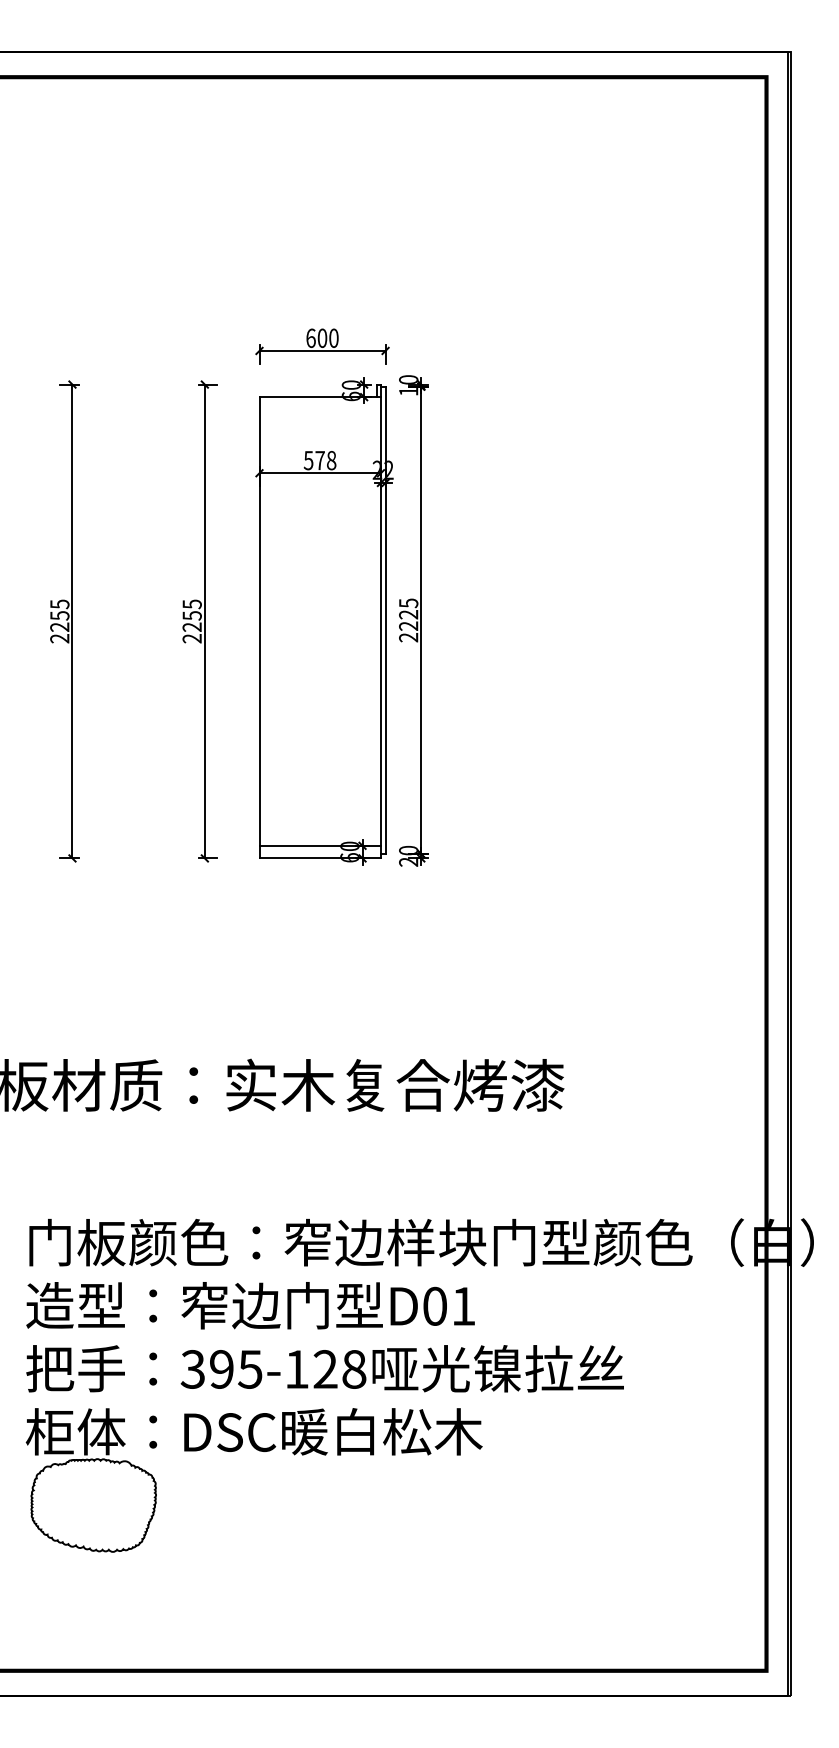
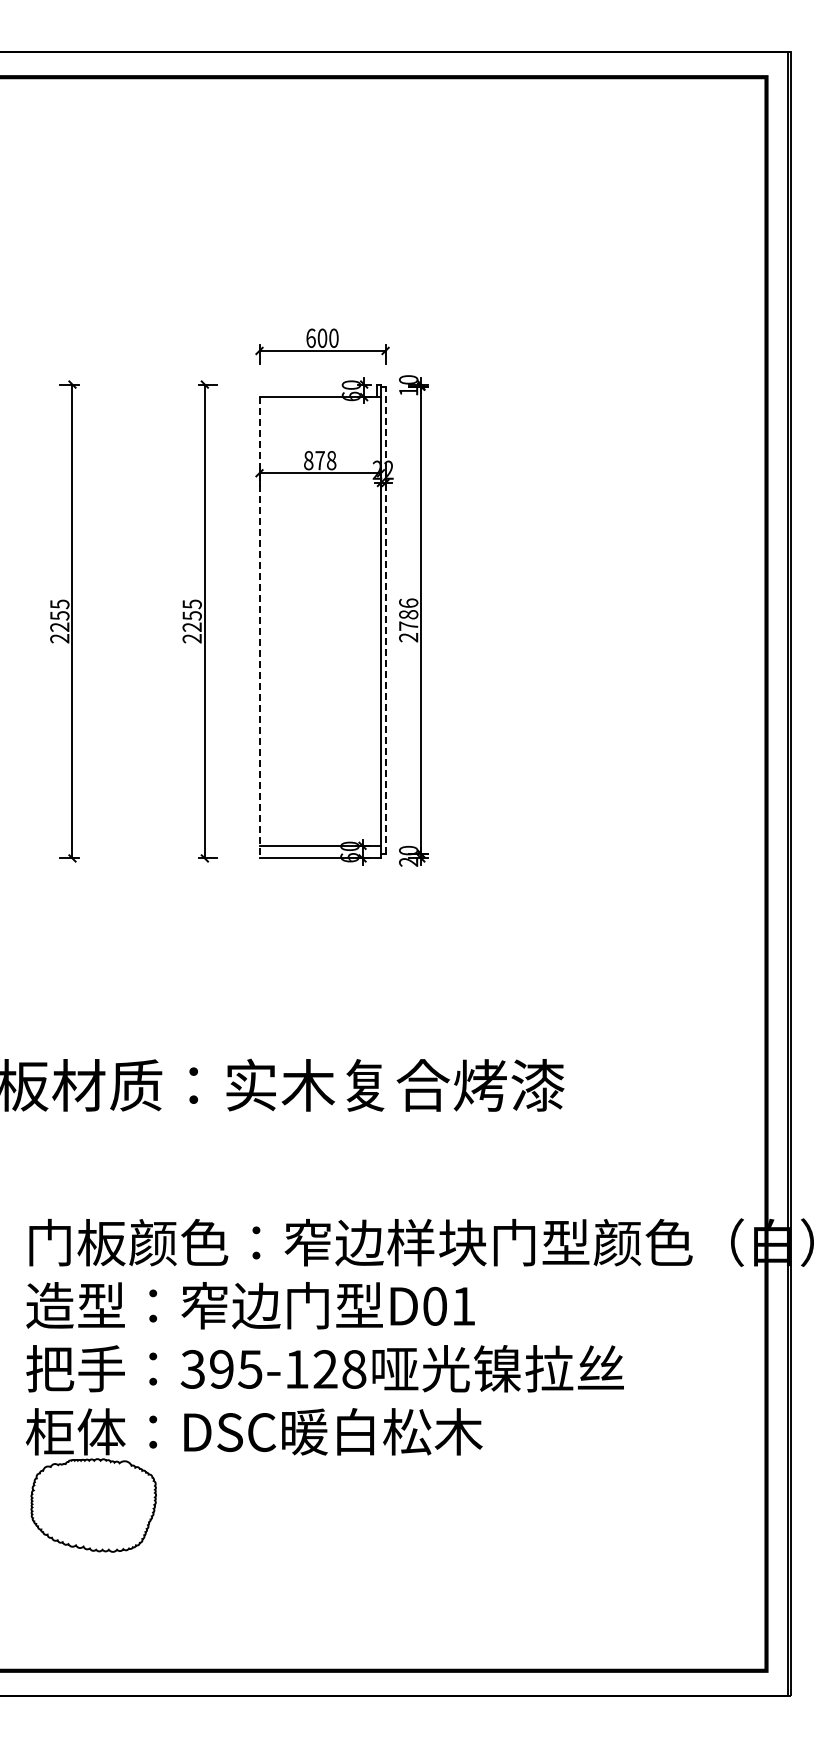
text: 578 -> 878 (308, 460)
text: 2225 -> 2786 (408, 614)
line: solid -> dashed (385, 620)
line: solid -> dashed (259, 627)
